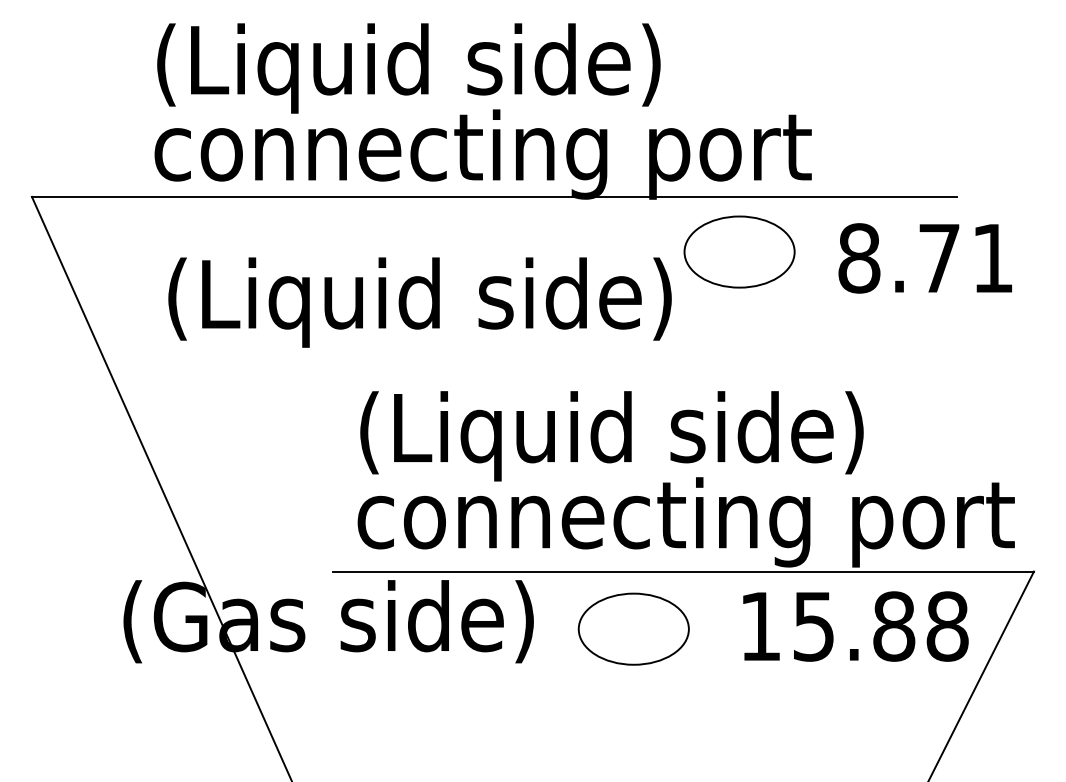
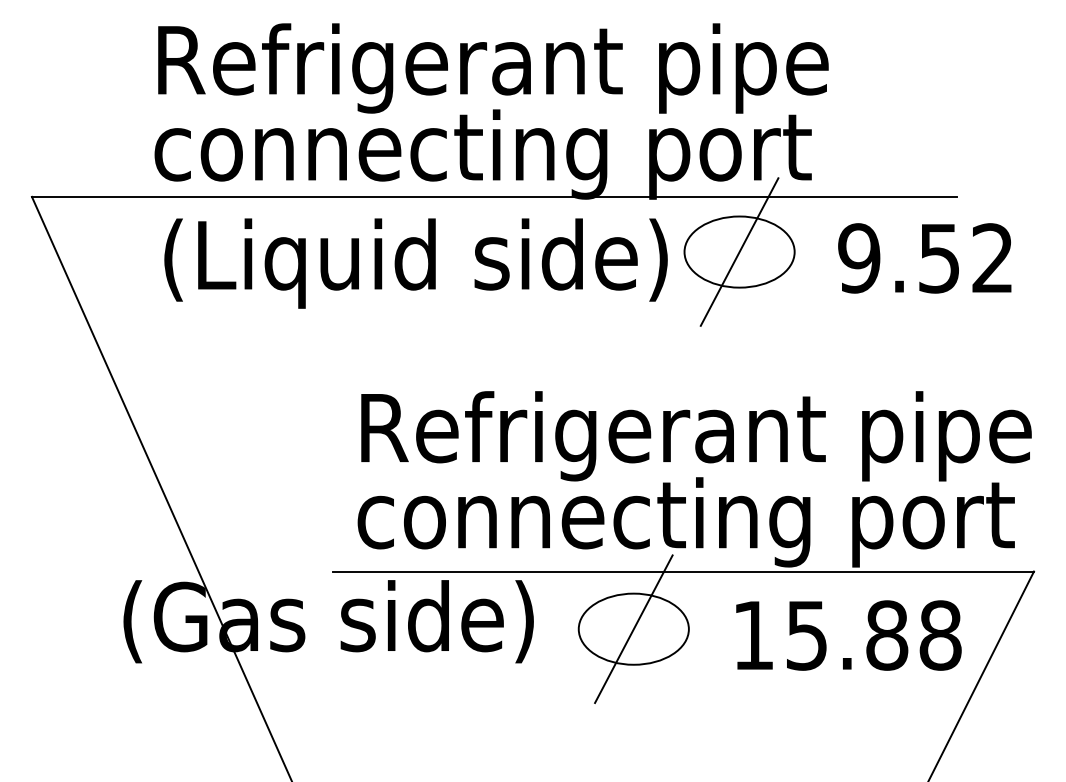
text: (Liquid side) -> Refrigerant pipe (492, 68)
line: none -> present (739, 251)
text: 8.71 -> 9.52 (925, 258)
text position: (419, 302) -> (415, 263) (415, 263)
text: (Liquid side) -> Refrigerant pipe (695, 436)
text position: (855, 626) -> (848, 635) (848, 635)
line: none -> present (633, 629)
